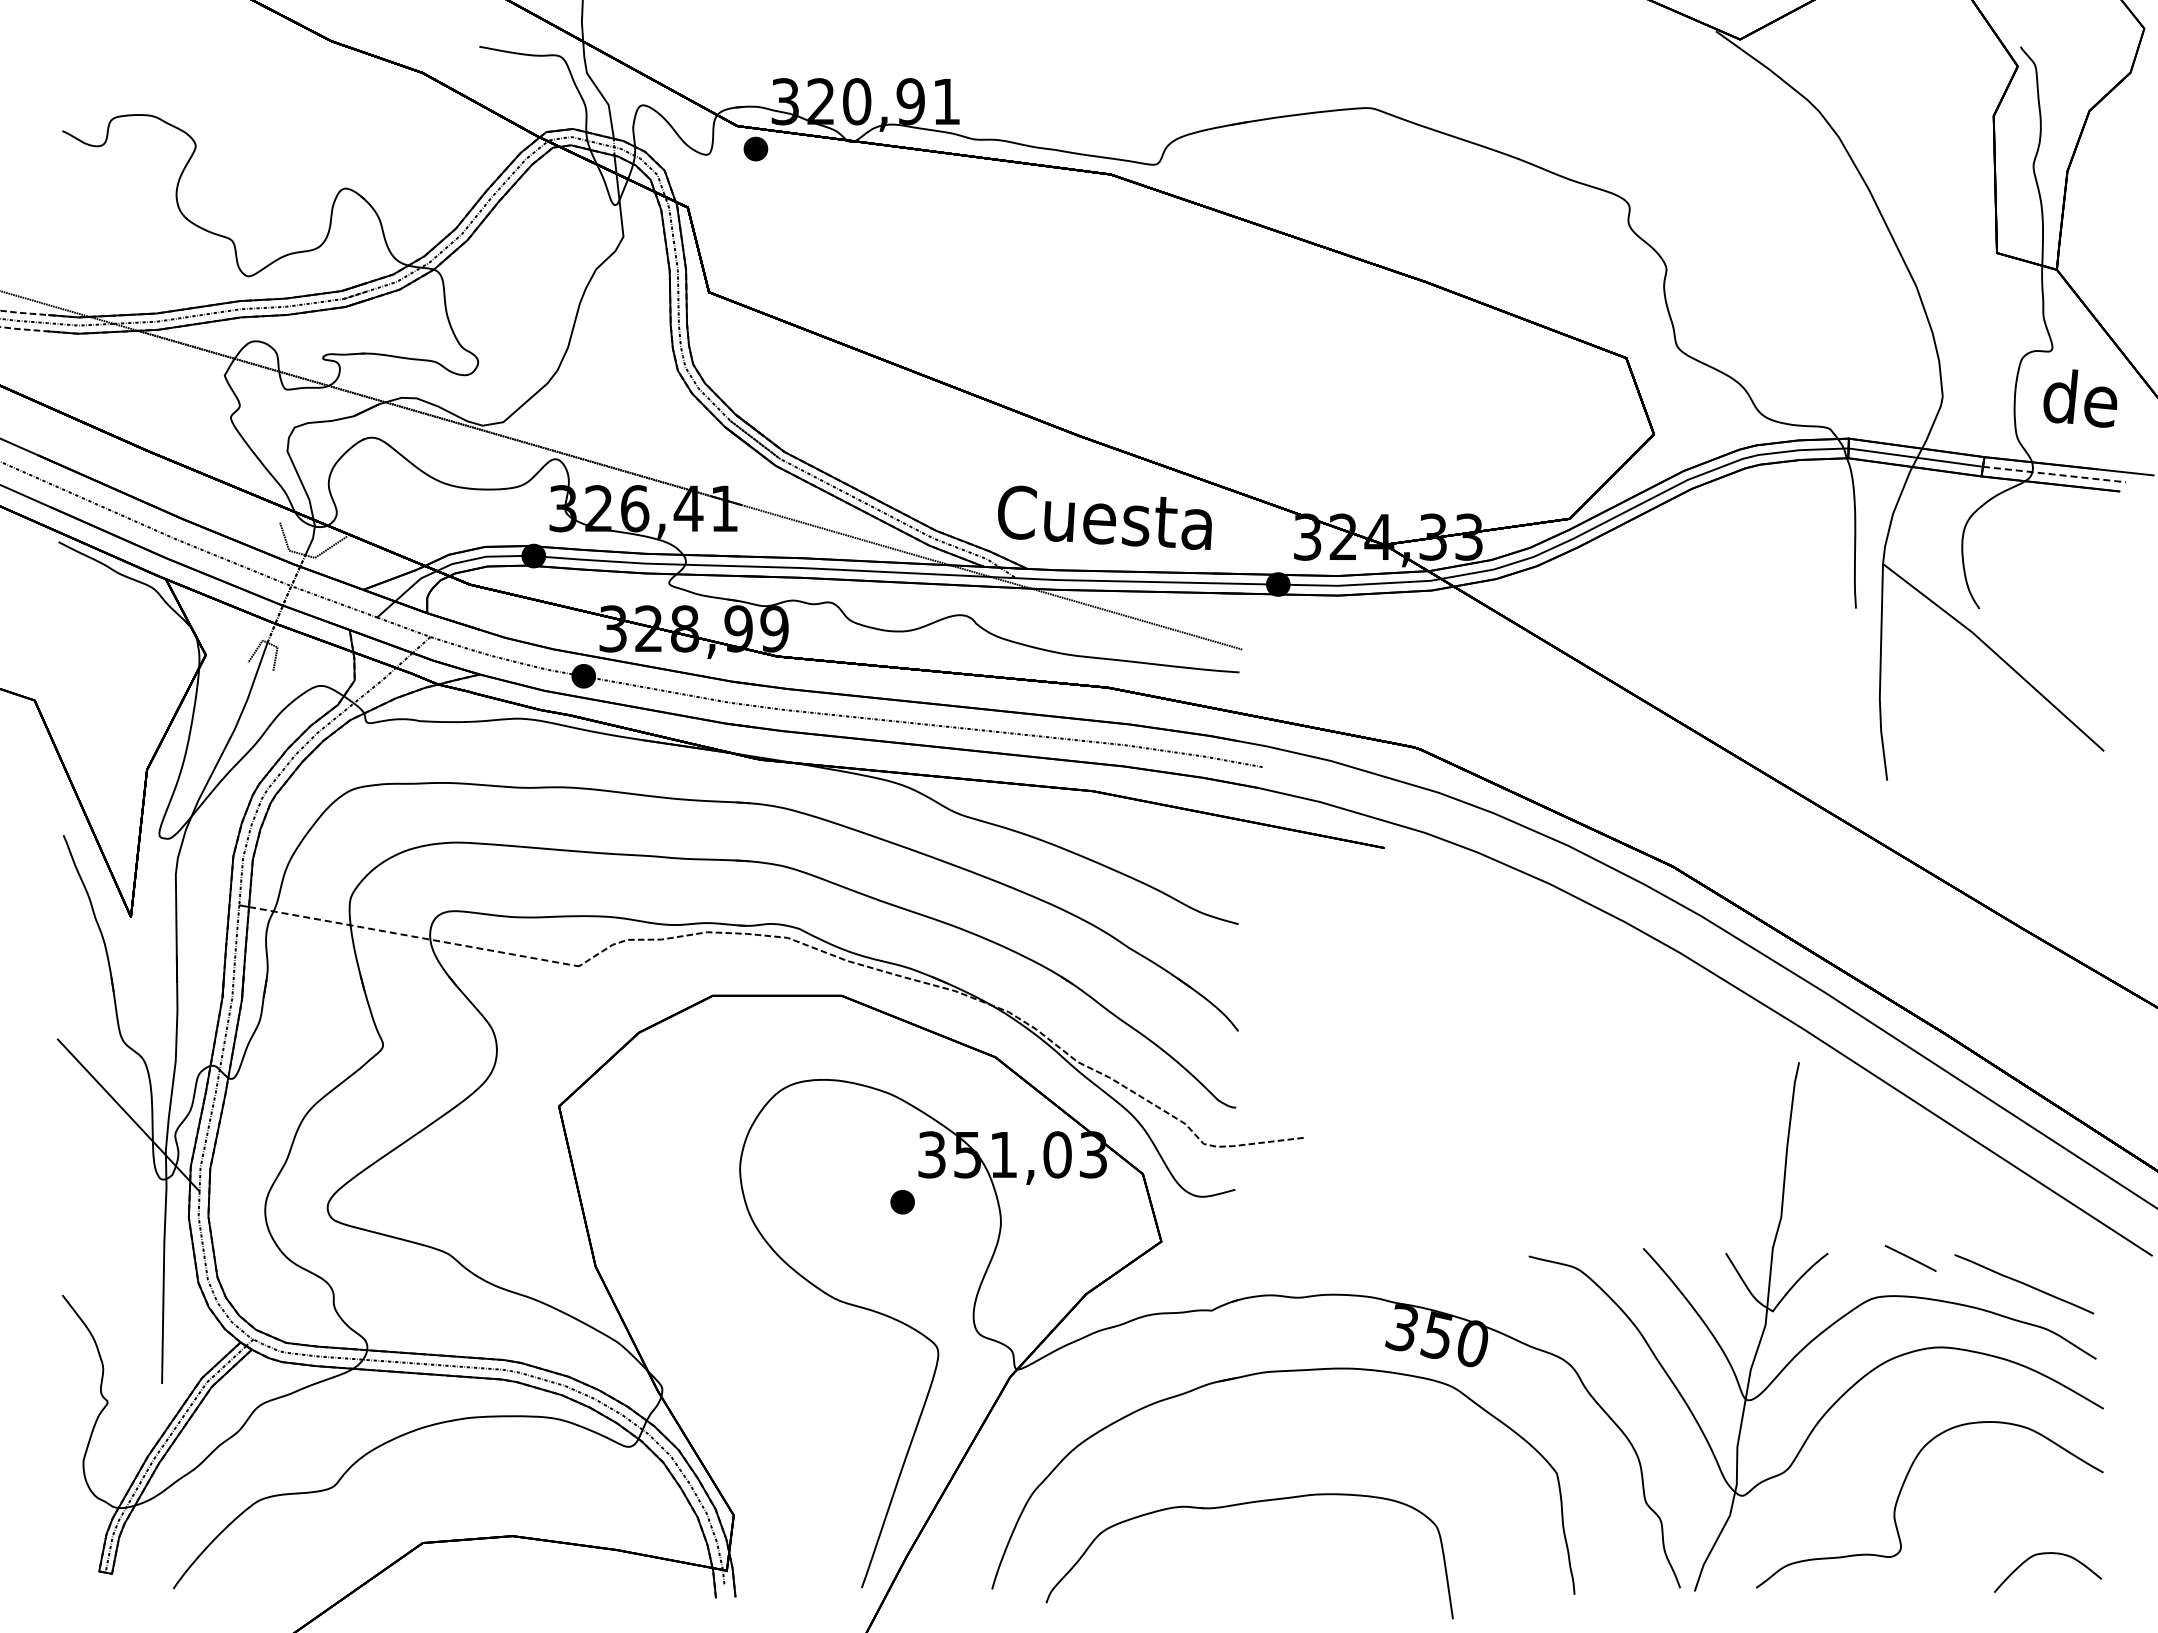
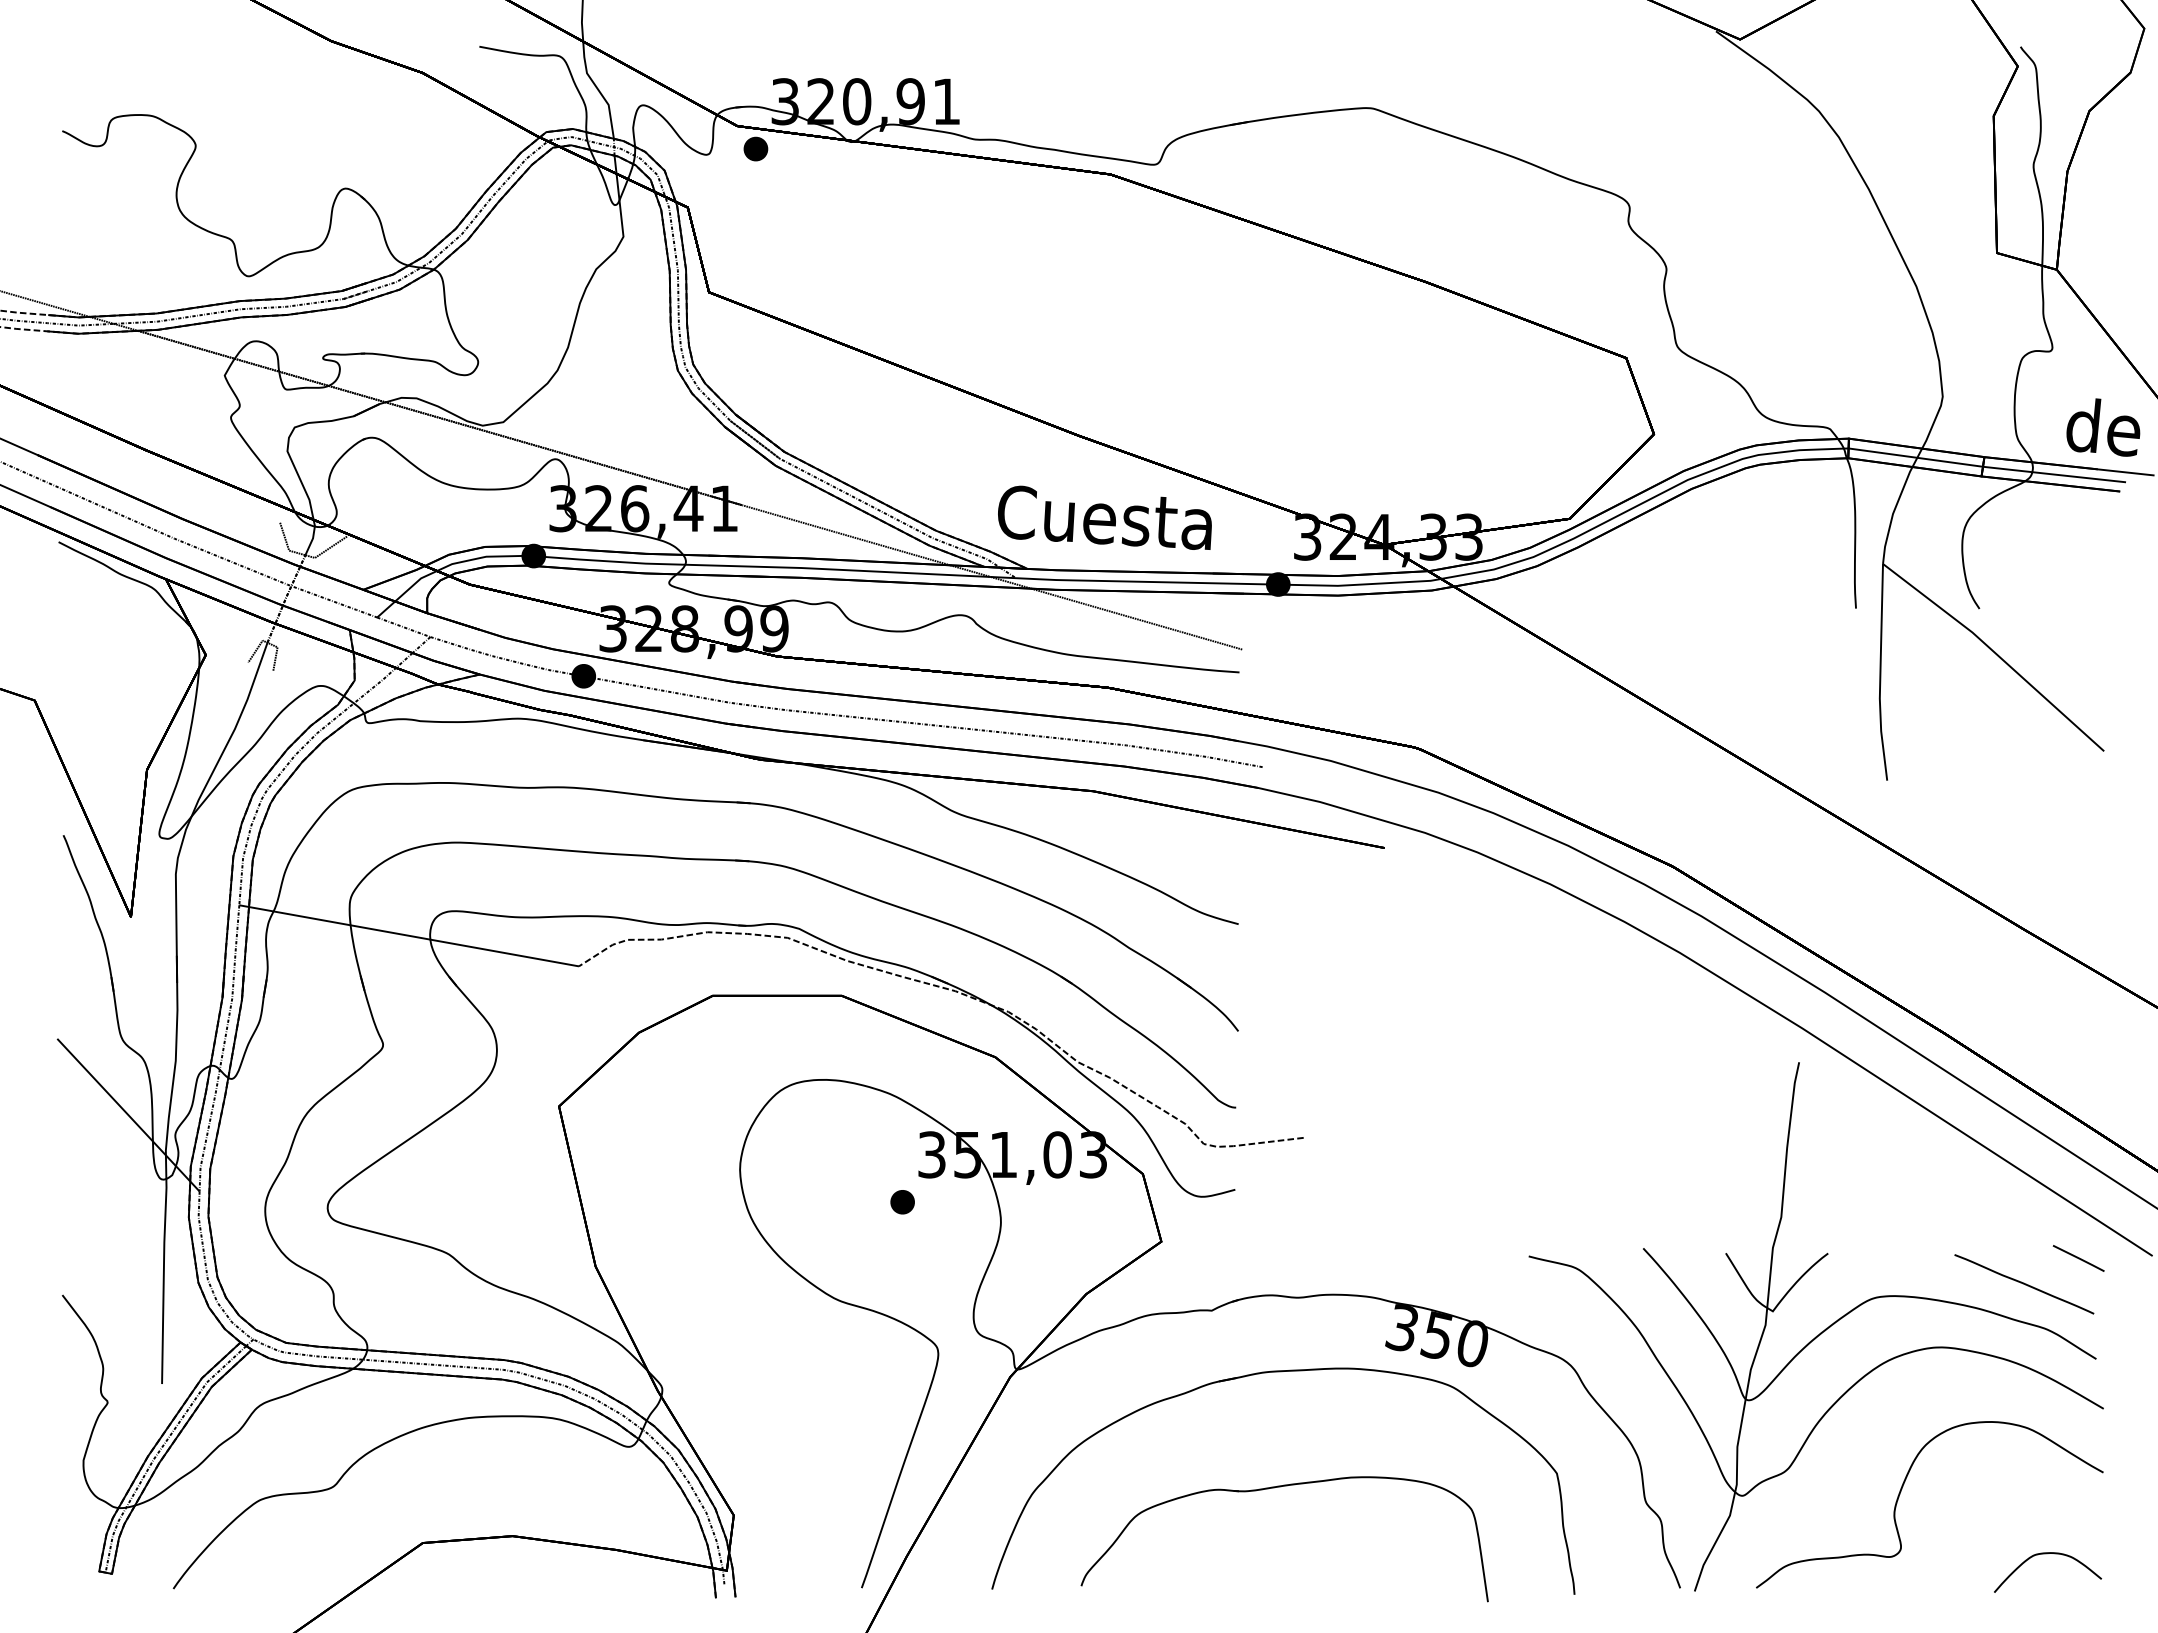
text position: (2080, 398) -> (2103, 427) (2103, 427)
line: dashed -> solid (2053, 474)
line: dashed -> solid (414, 936)
line position: (1910, 1258) -> (2078, 1258) (2078, 1258)
part position: (1239, 1505) -> (1274, 1488) (1274, 1488)
